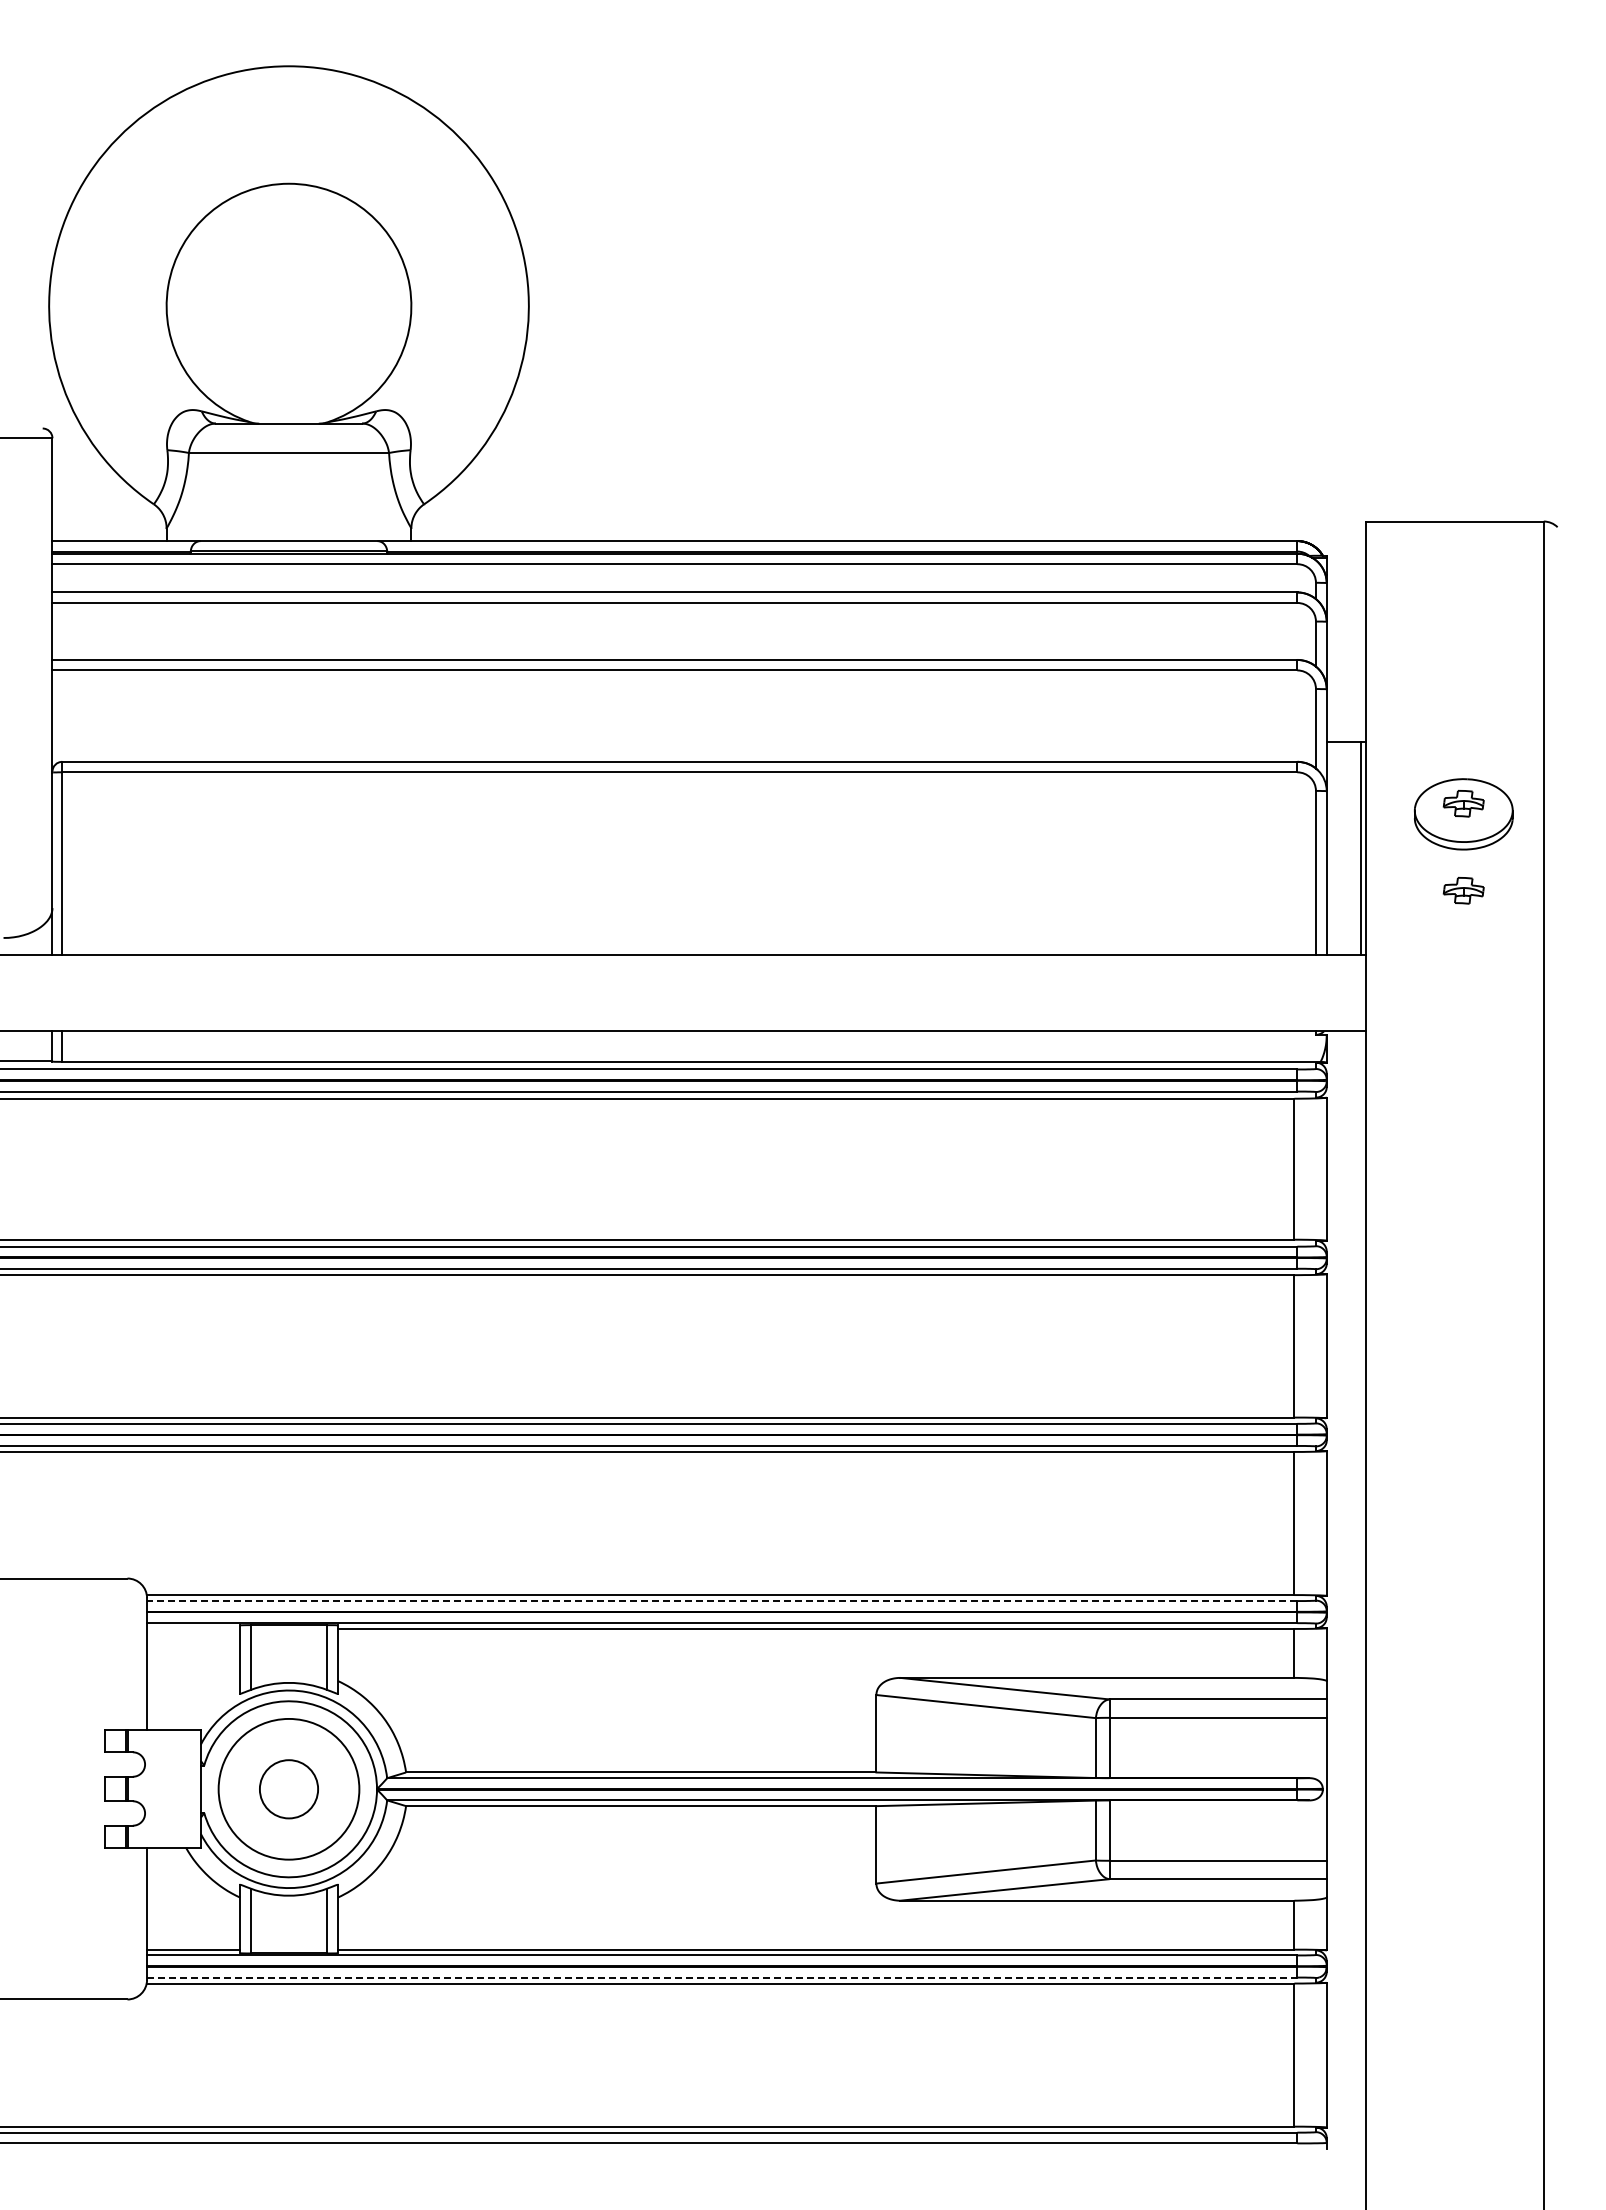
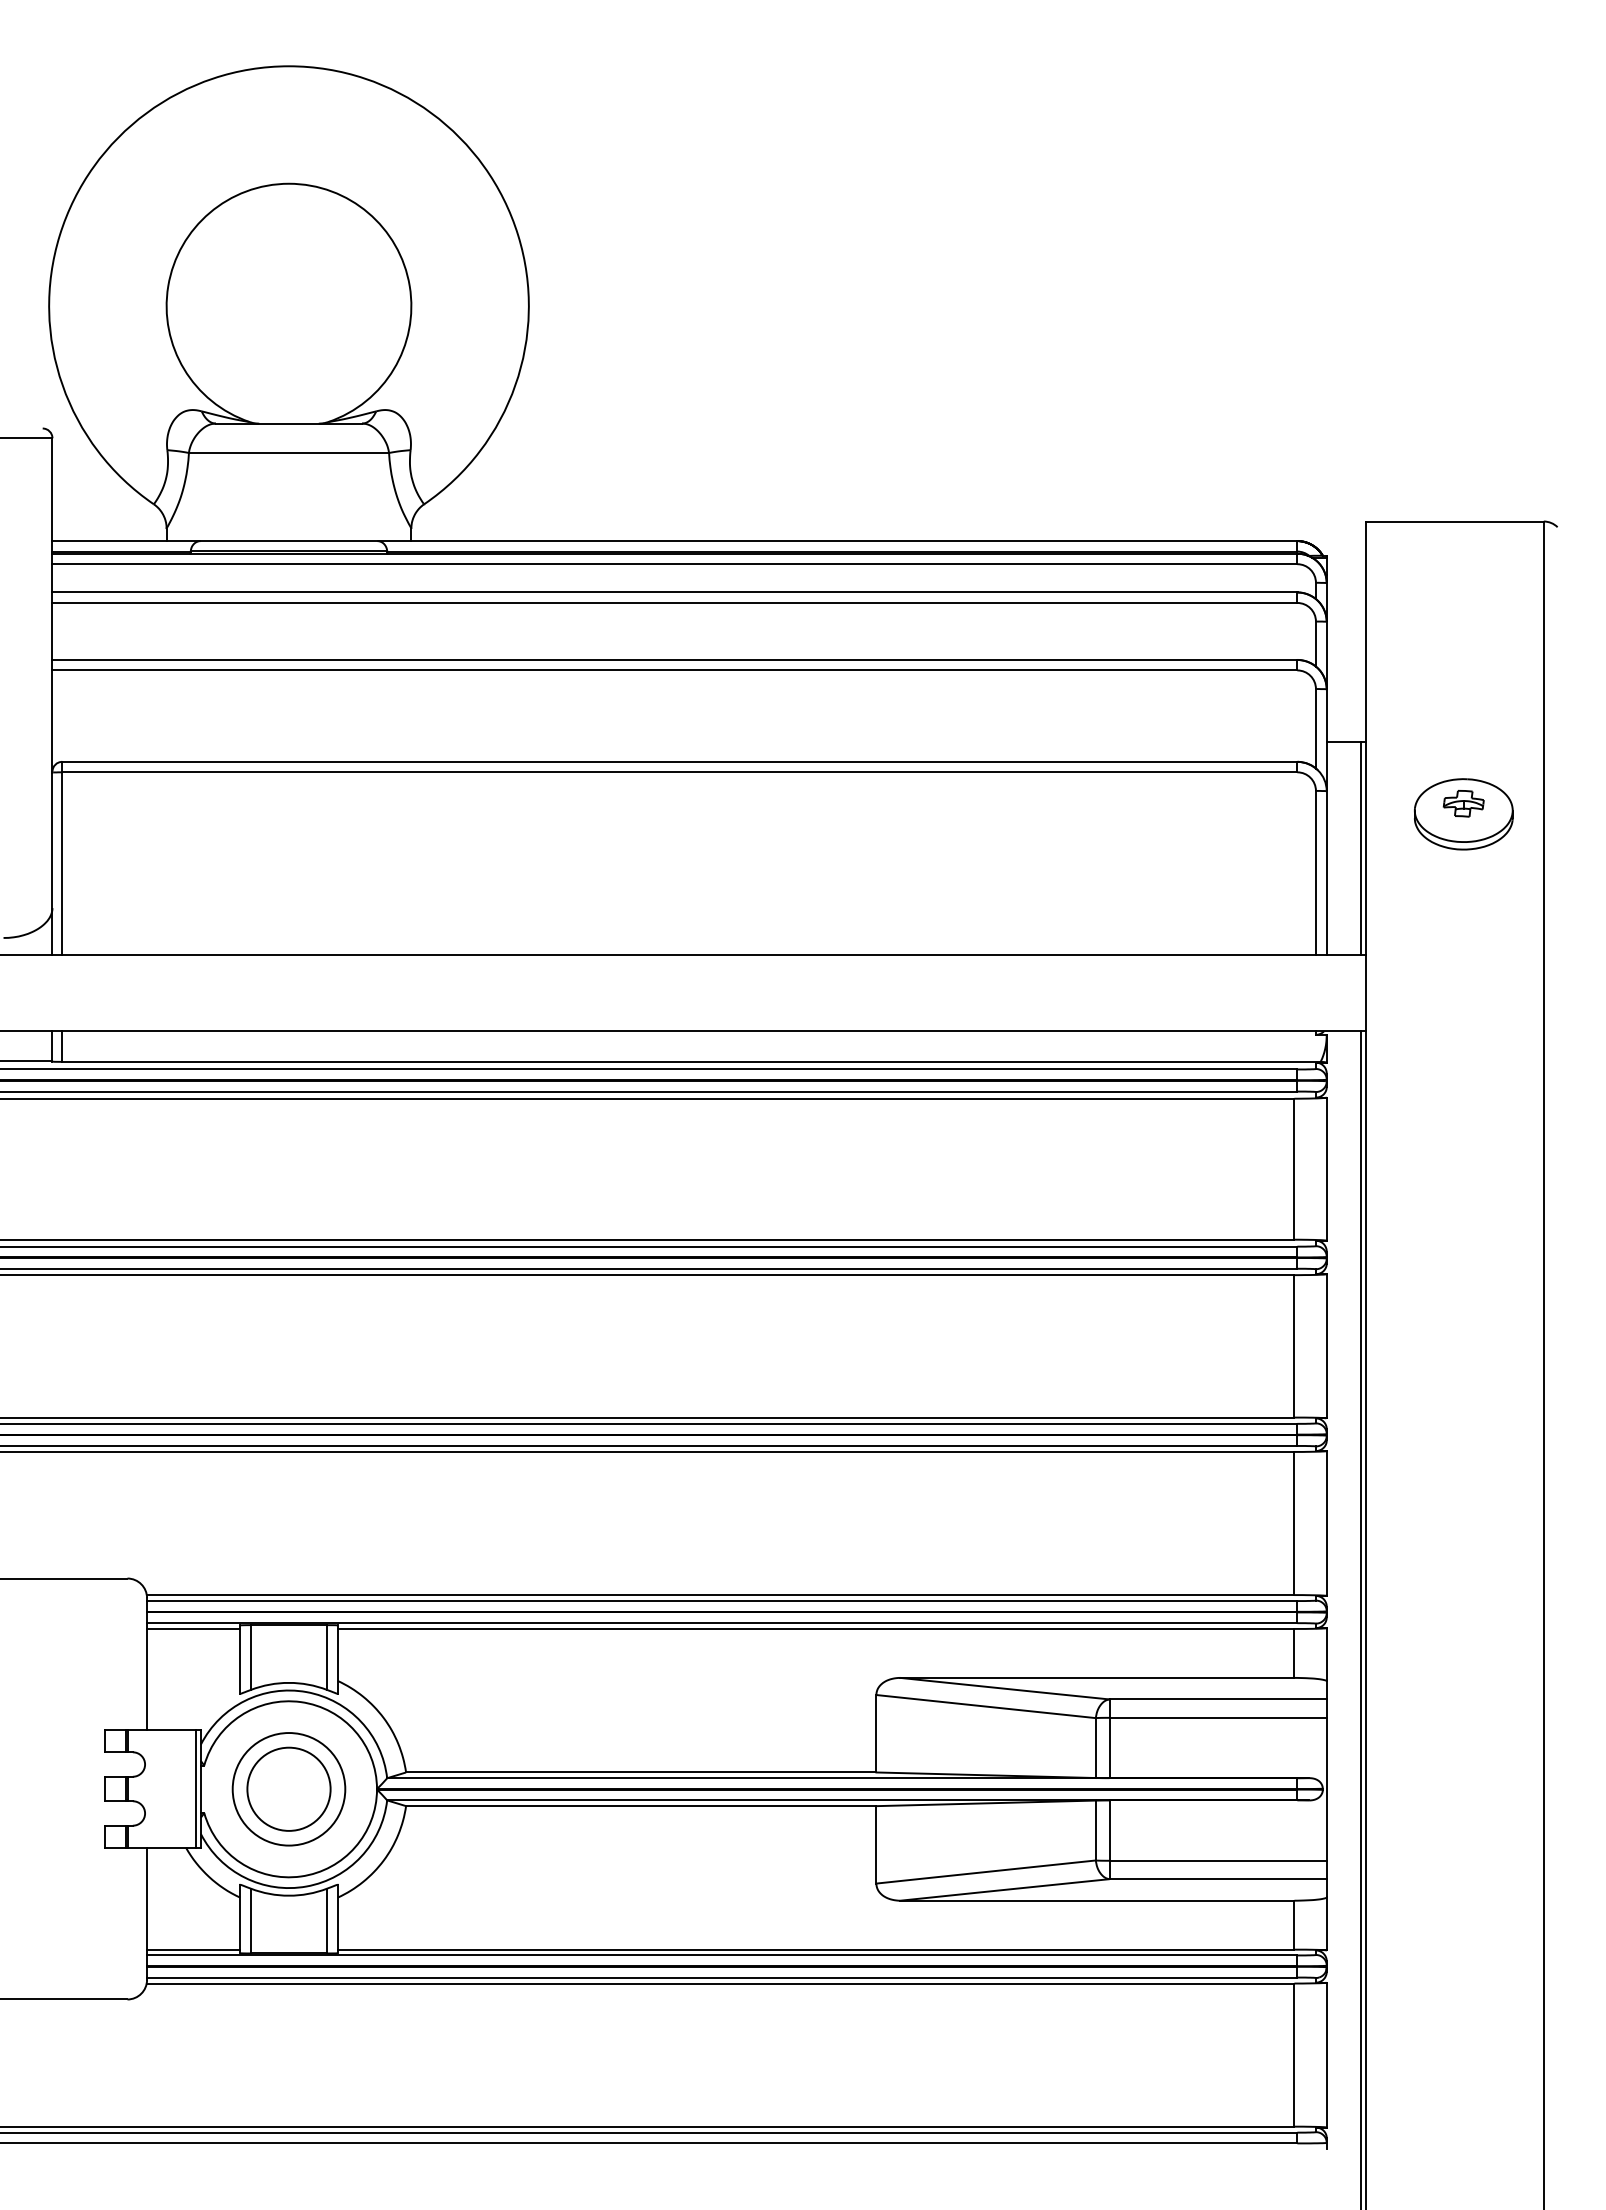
part: present -> none (1463, 890)
line: dashed -> solid (721, 1601)
line: none -> present (1361, 1618)
line: none -> present (193, 1628)
line: none -> present (196, 1788)
circle diameter: 141 px -> 113 px (288, 1789)
circle diameter: 58 px -> 83 px (288, 1788)
line: dashed -> solid (722, 1977)
